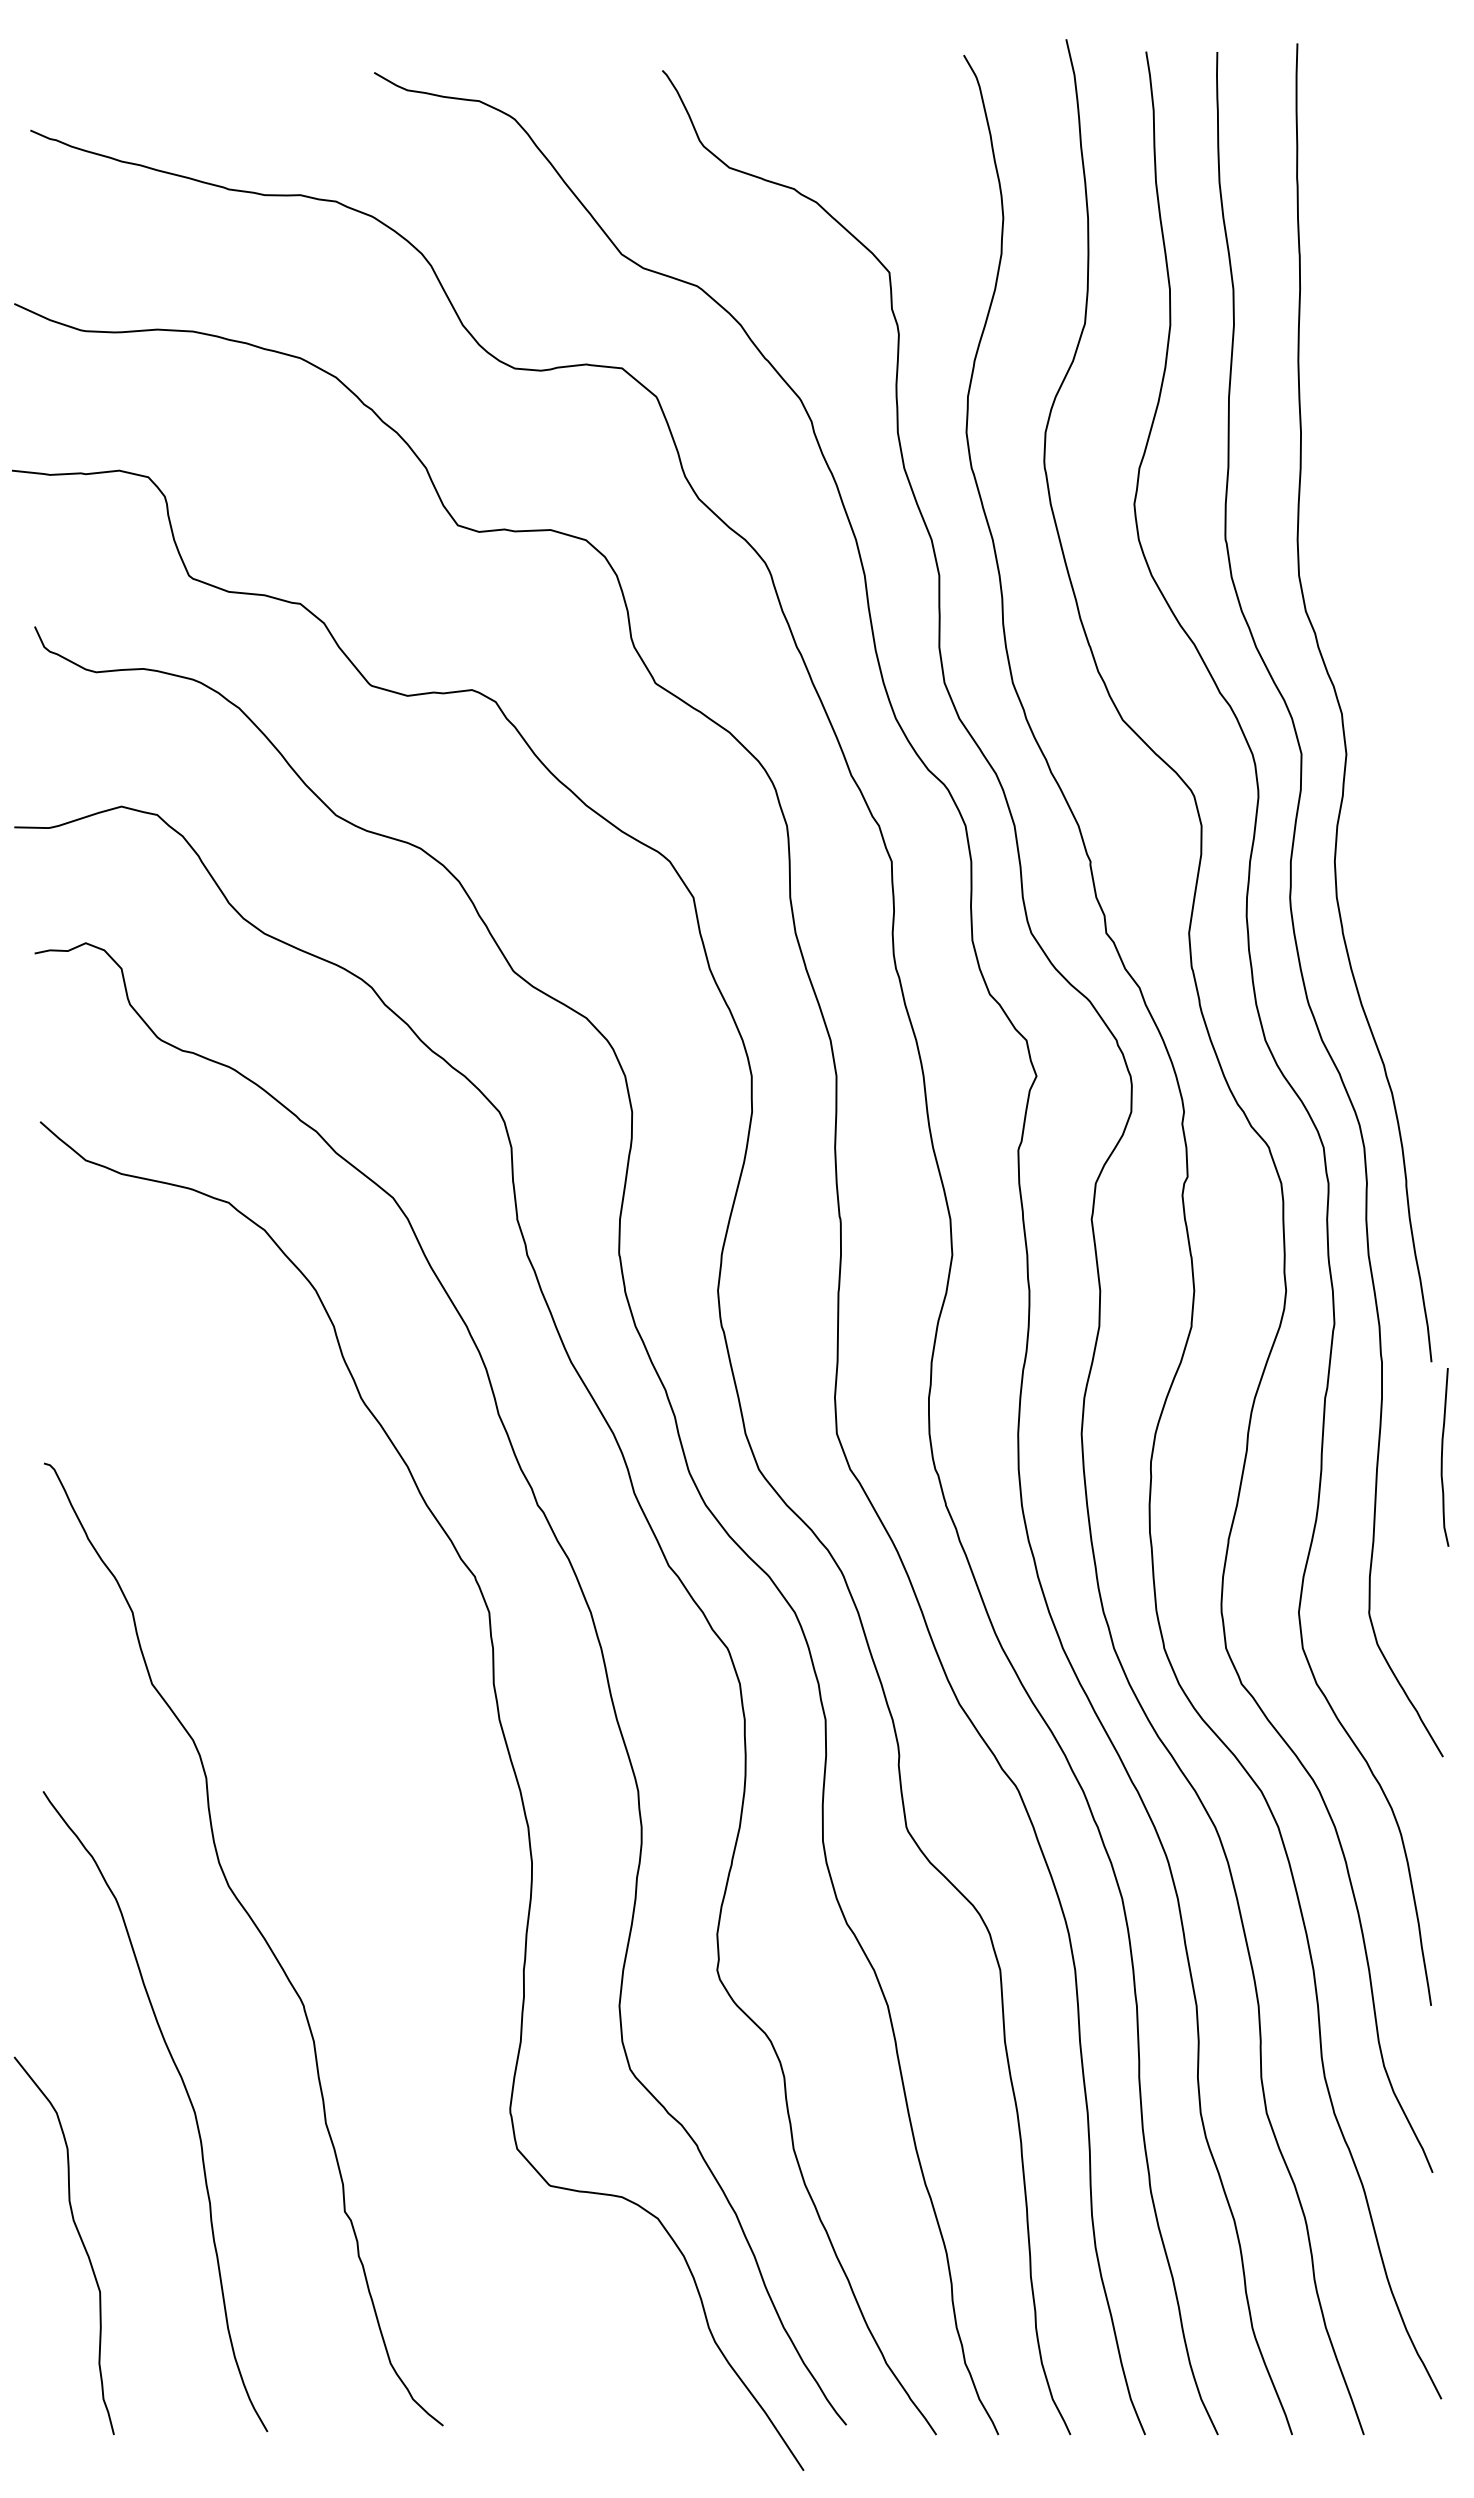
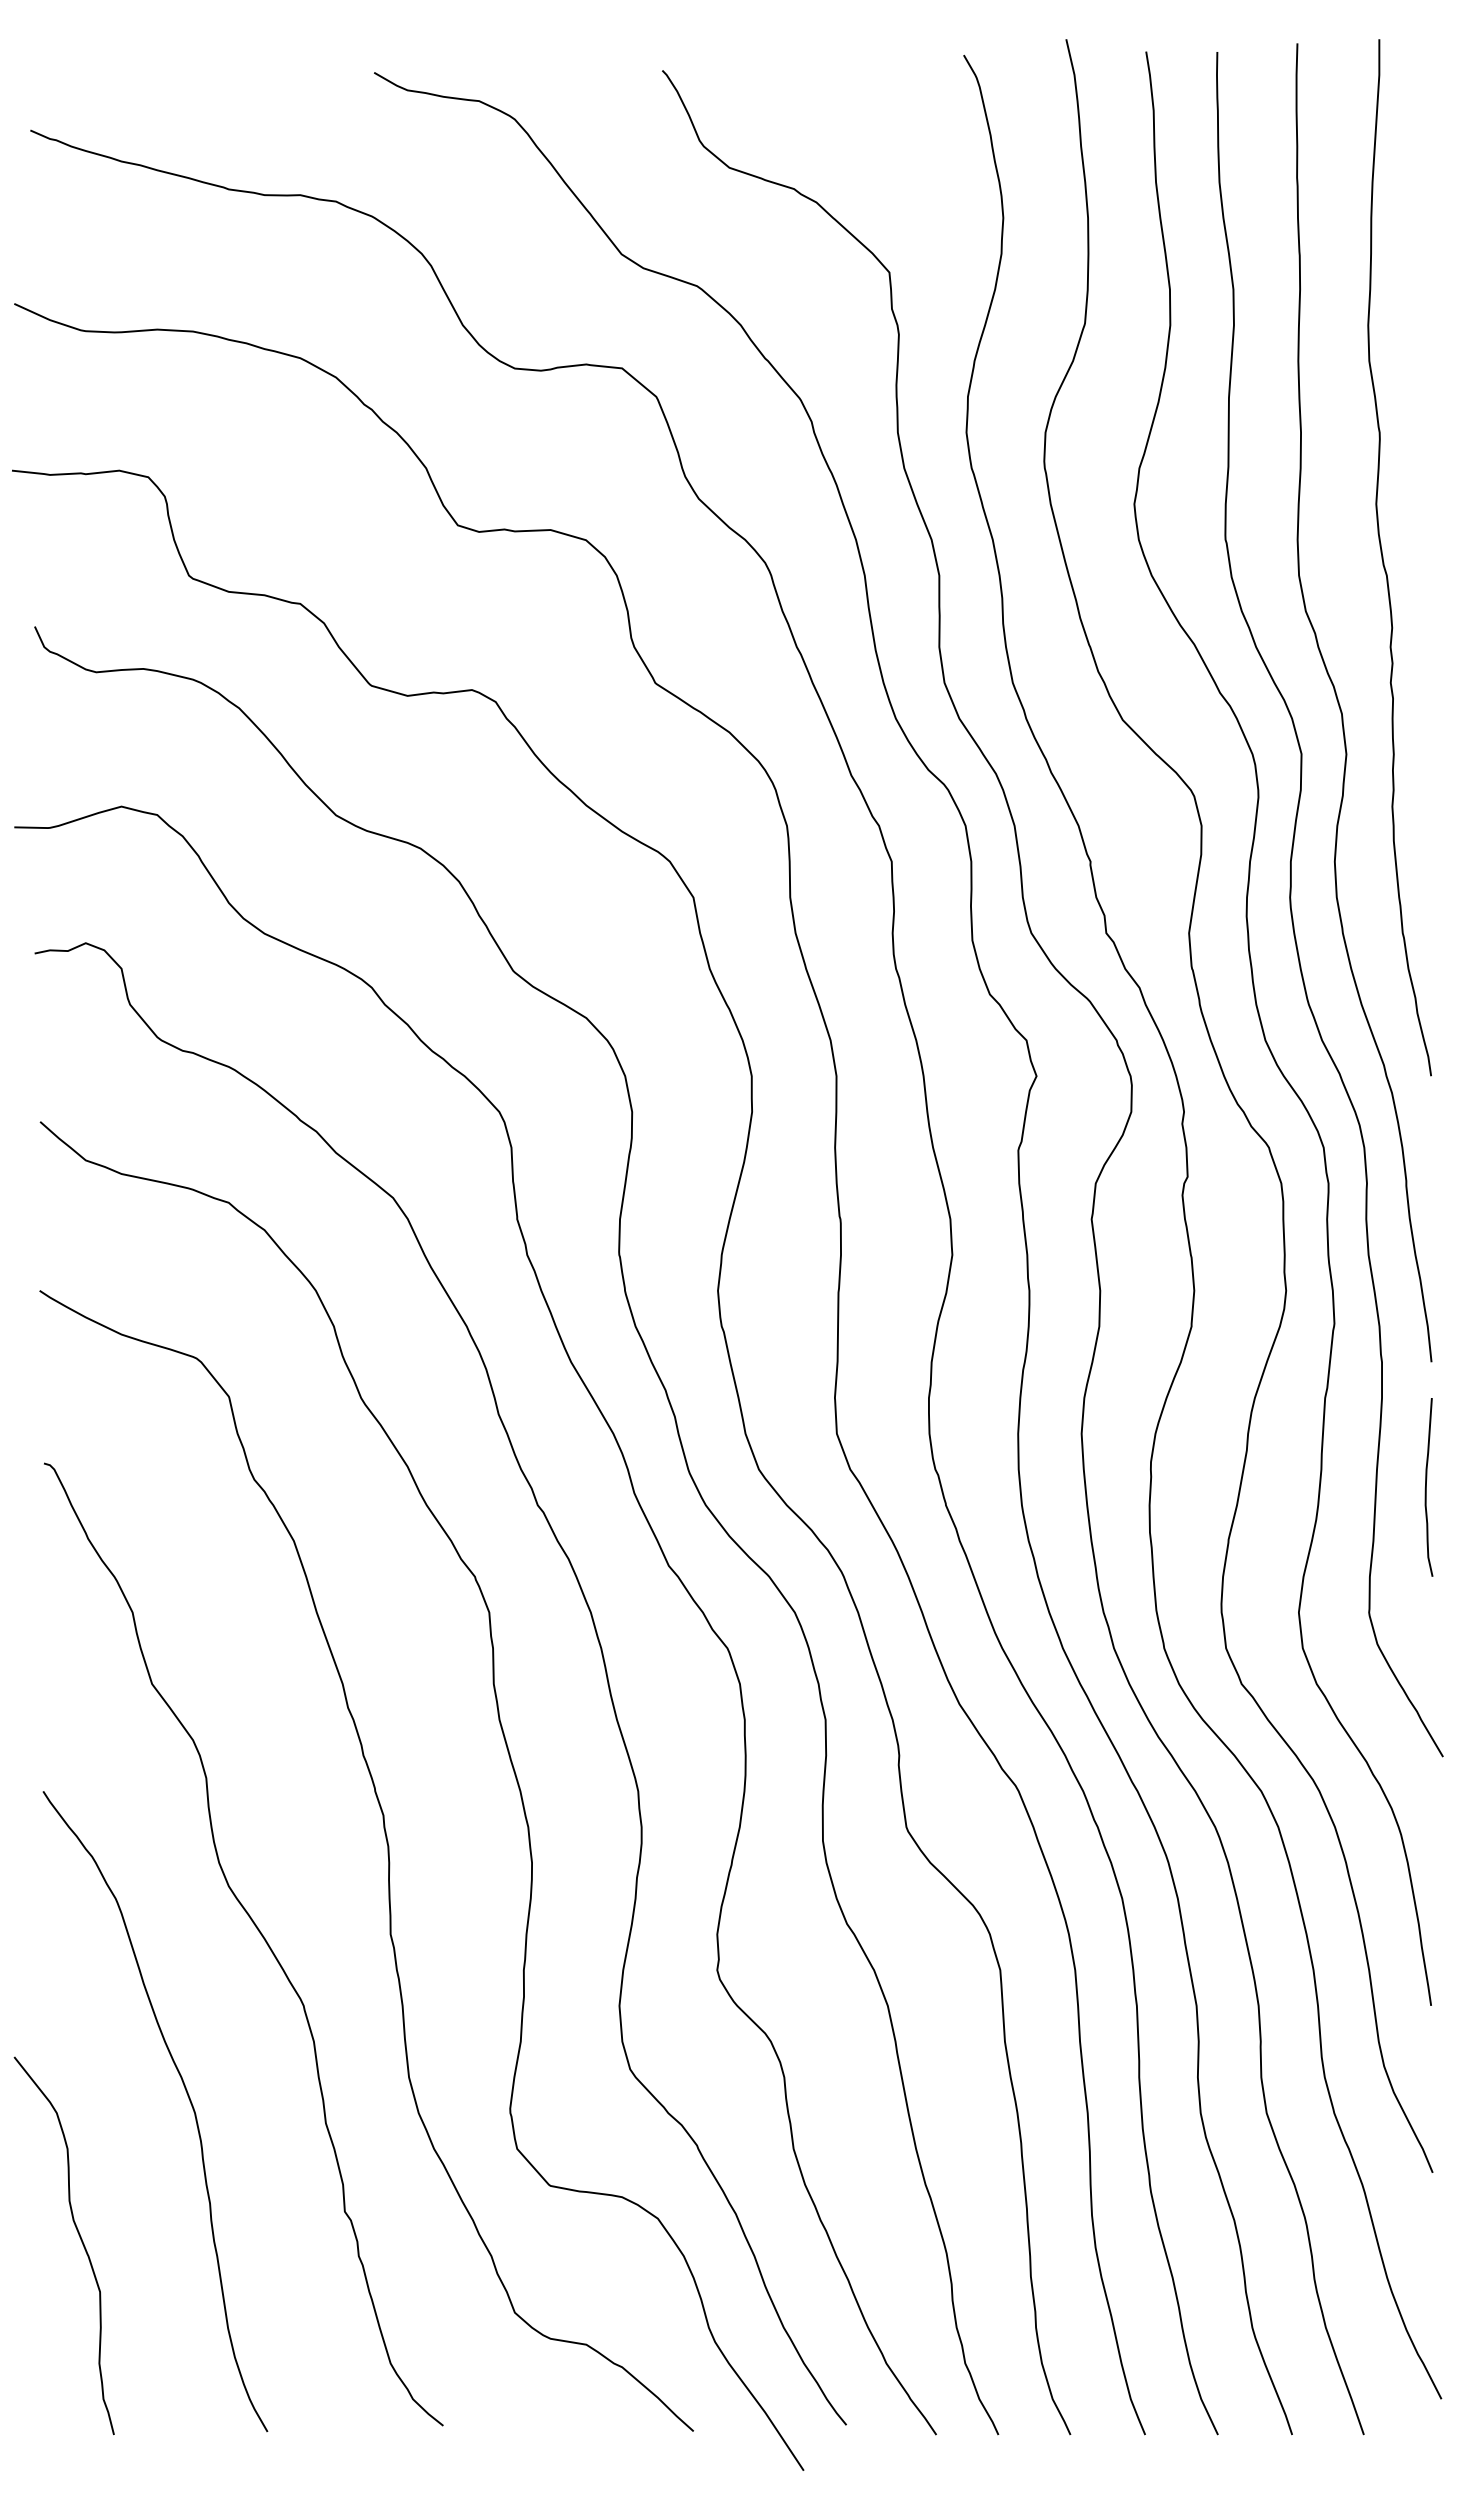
curve: none -> present (1384, 562)
curve position: (1442, 1457) -> (1426, 1487) (1426, 1487)
curve: none -> present (387, 1855)
